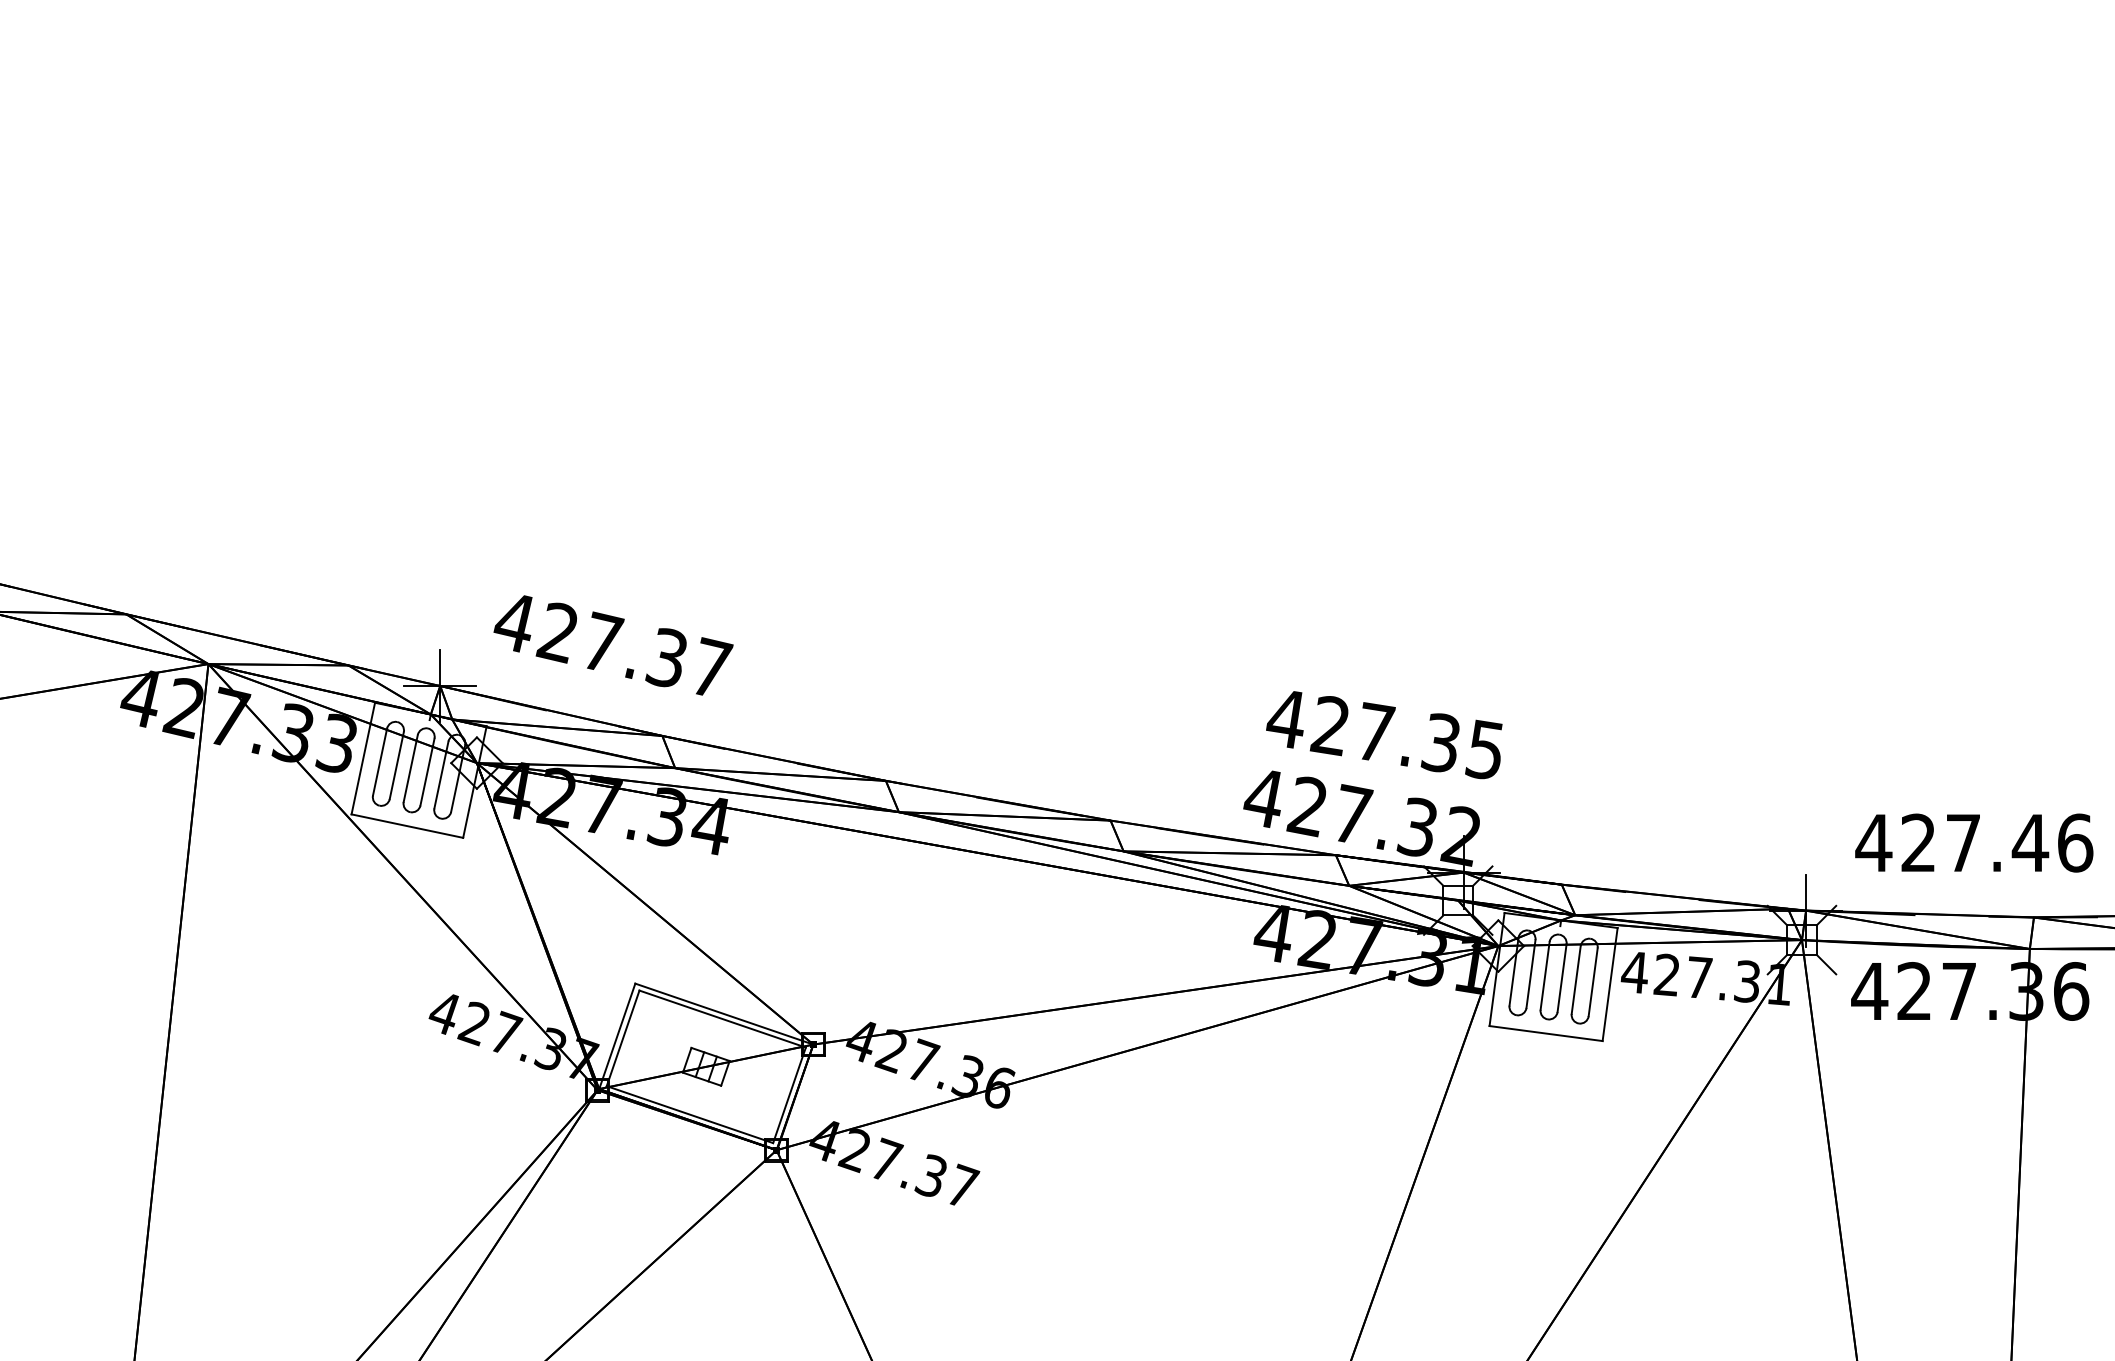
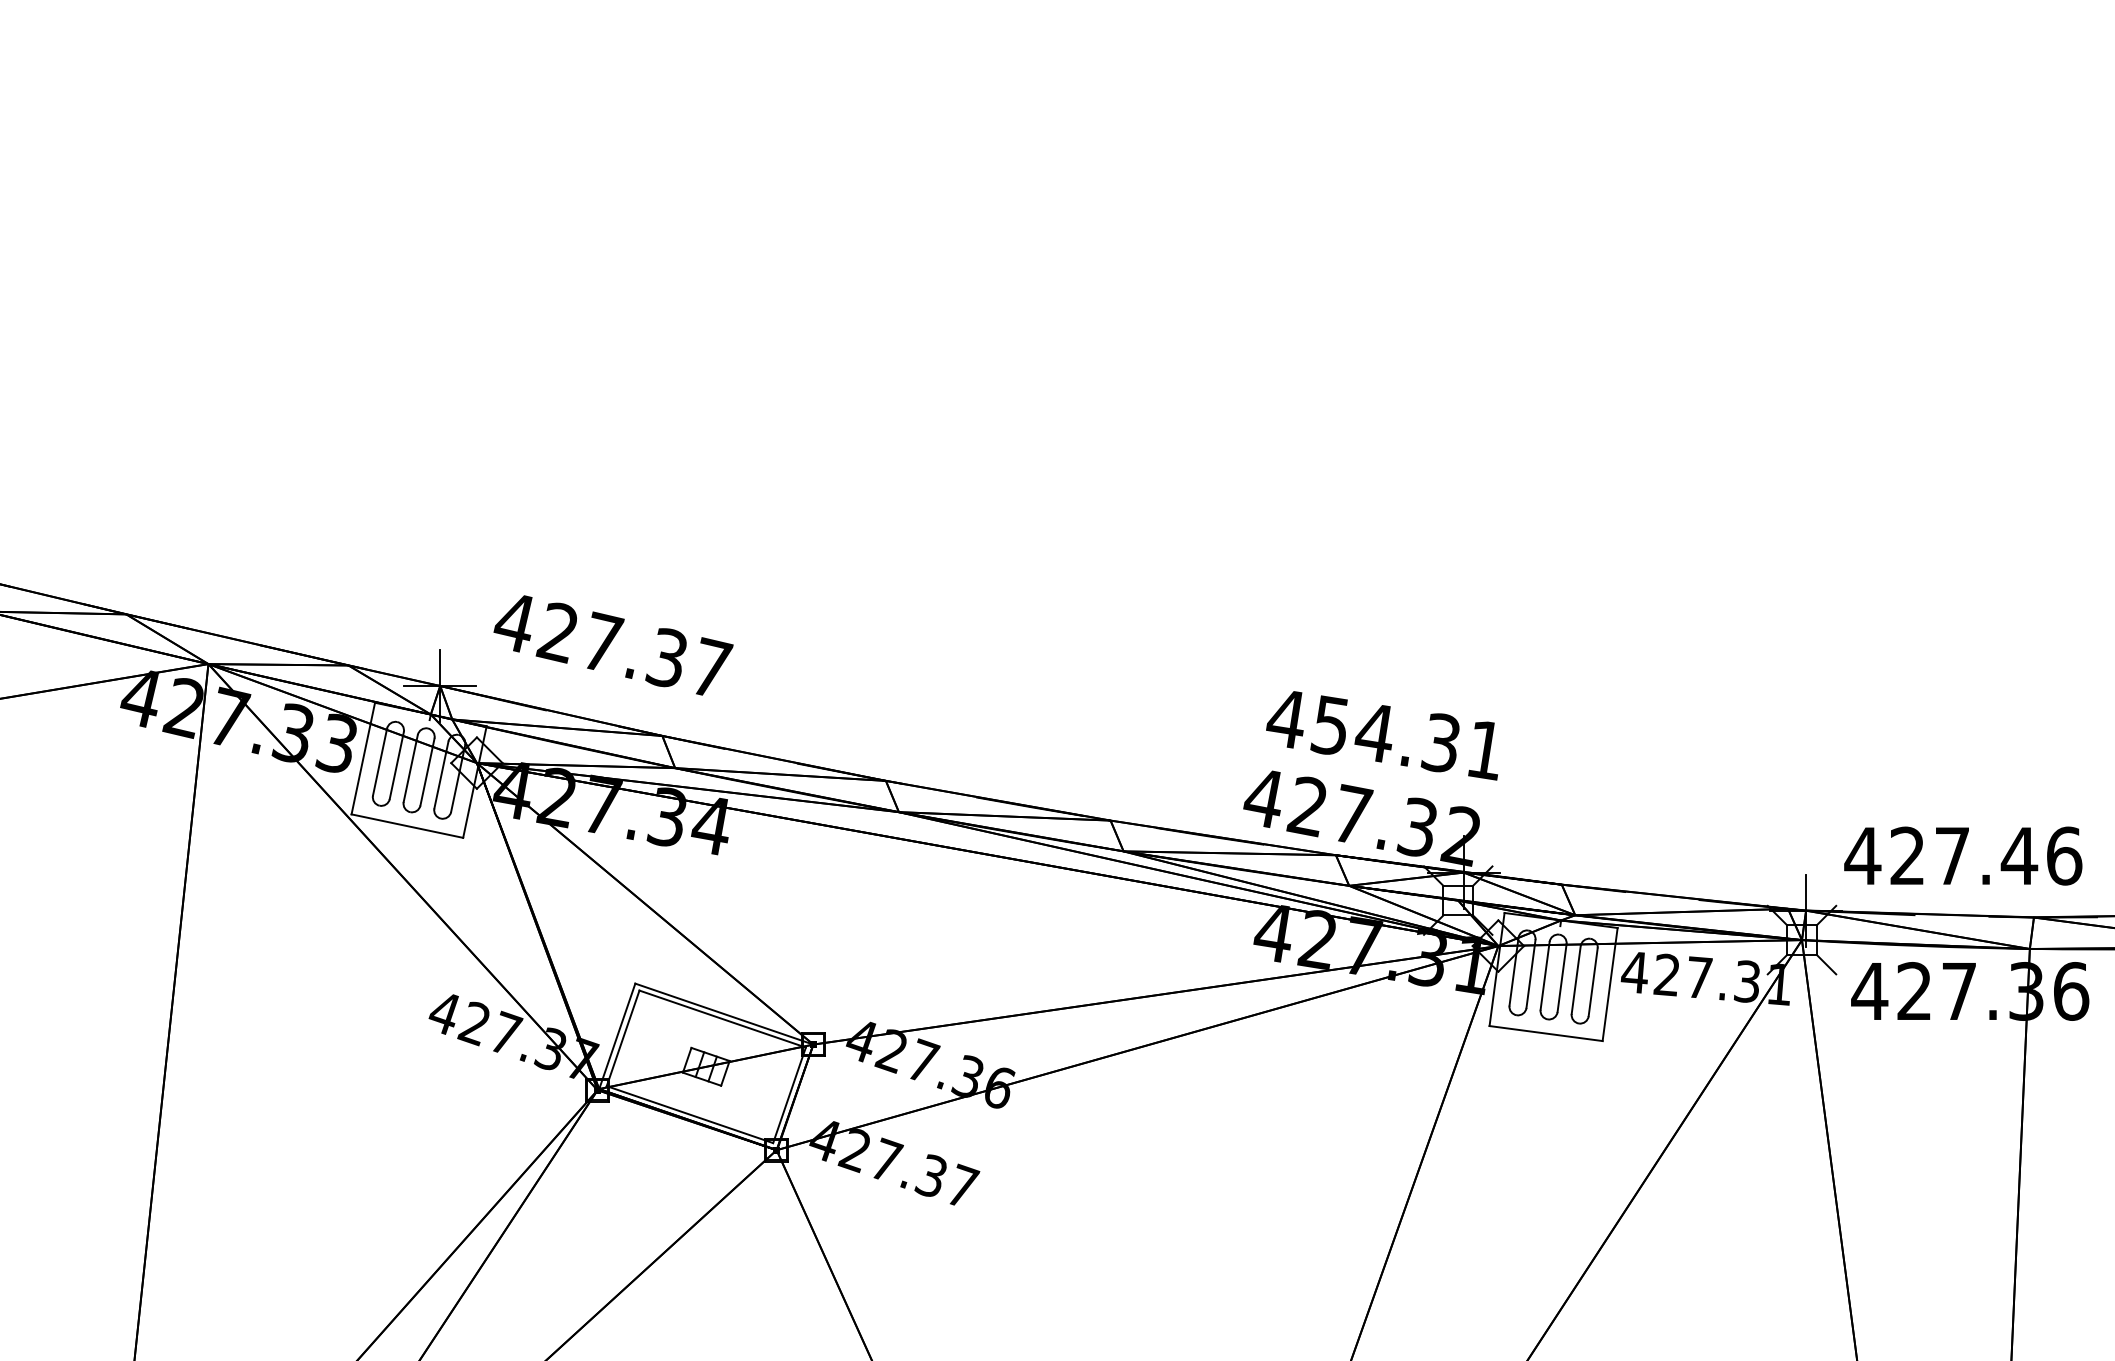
text: 427.35 -> 454.31 (1405, 737)
text position: (1974, 842) -> (1963, 855) (1963, 855)
